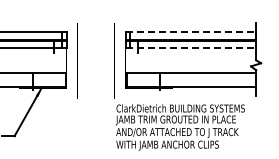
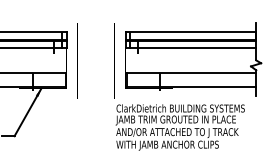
line: dashed -> solid (191, 32)
line: dashed -> solid (191, 48)
